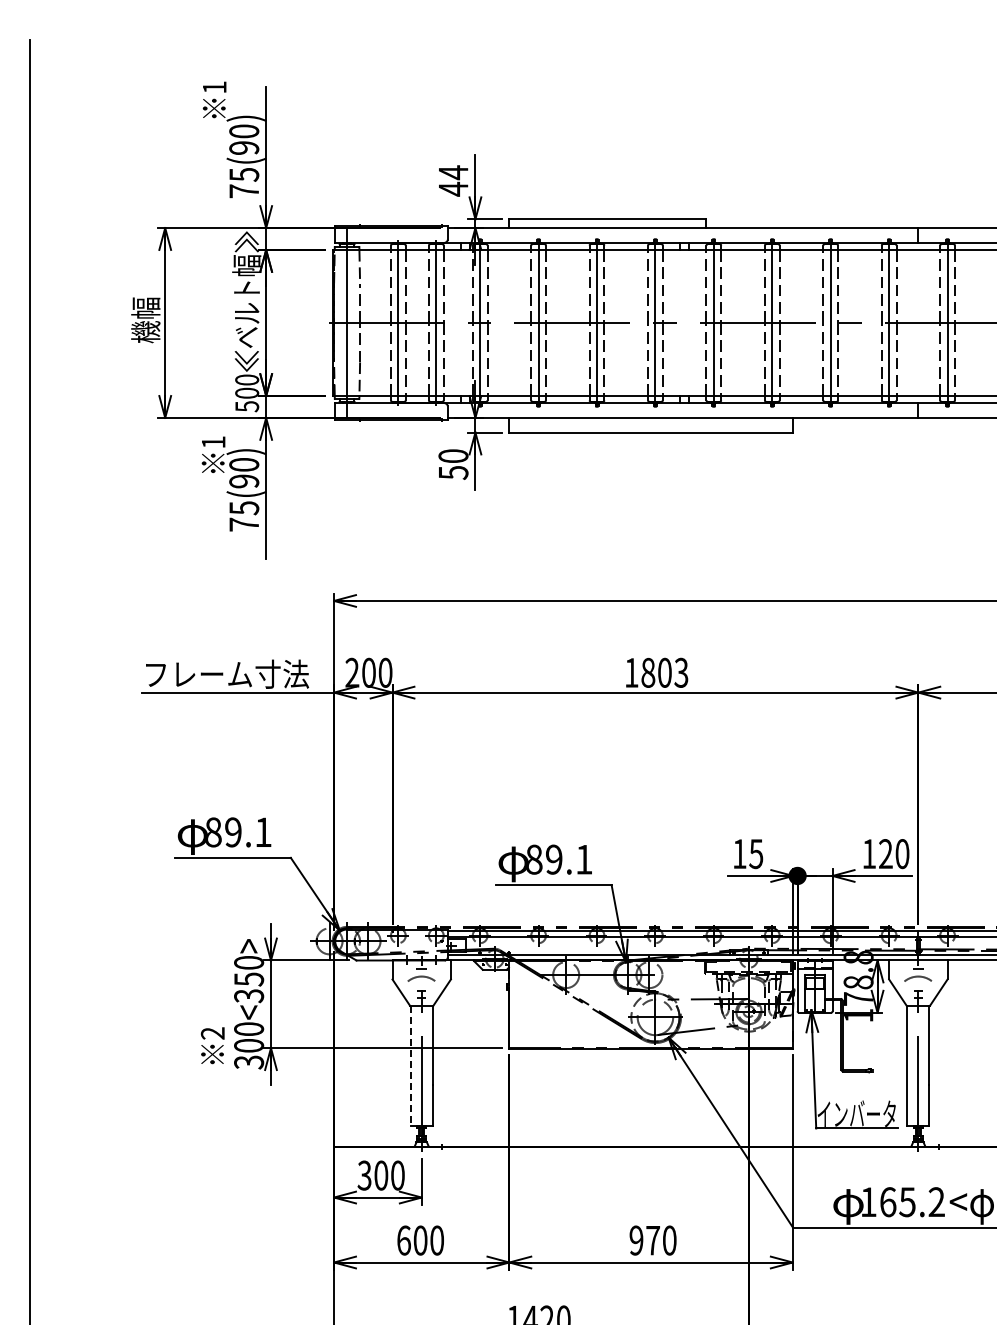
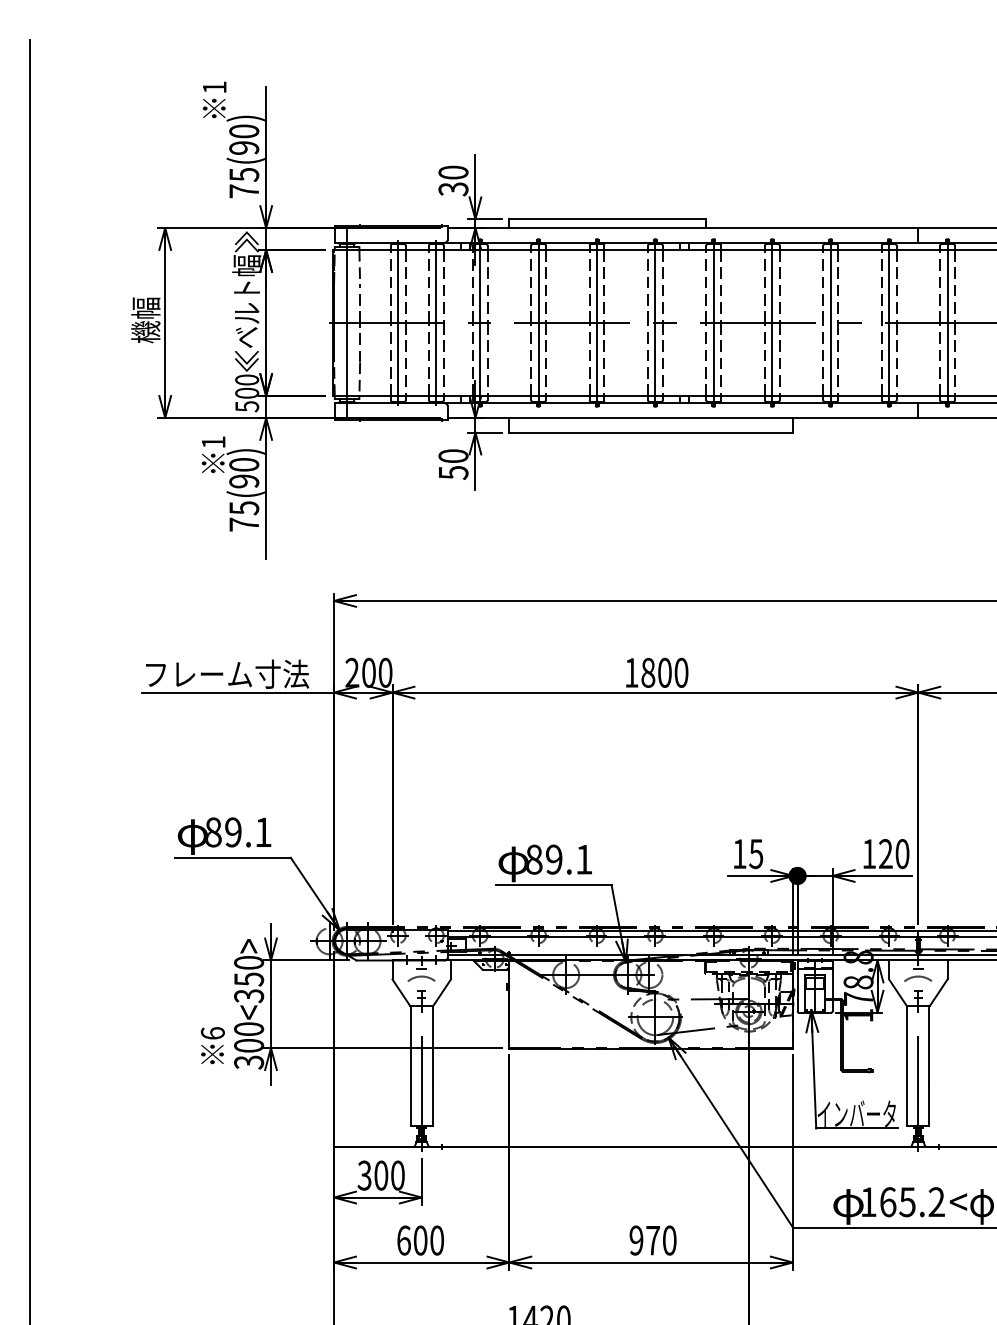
text: 44 -> 30 (453, 180)
text: 1803 -> 1800 (681, 672)
text: 2 -> 6 (212, 1033)
line: dashed -> solid (410, 1065)
